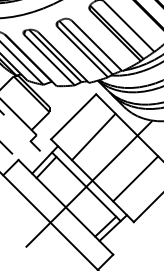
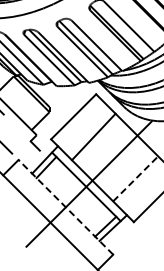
line: solid -> dashed (135, 178)
line: solid -> dashed (65, 207)
